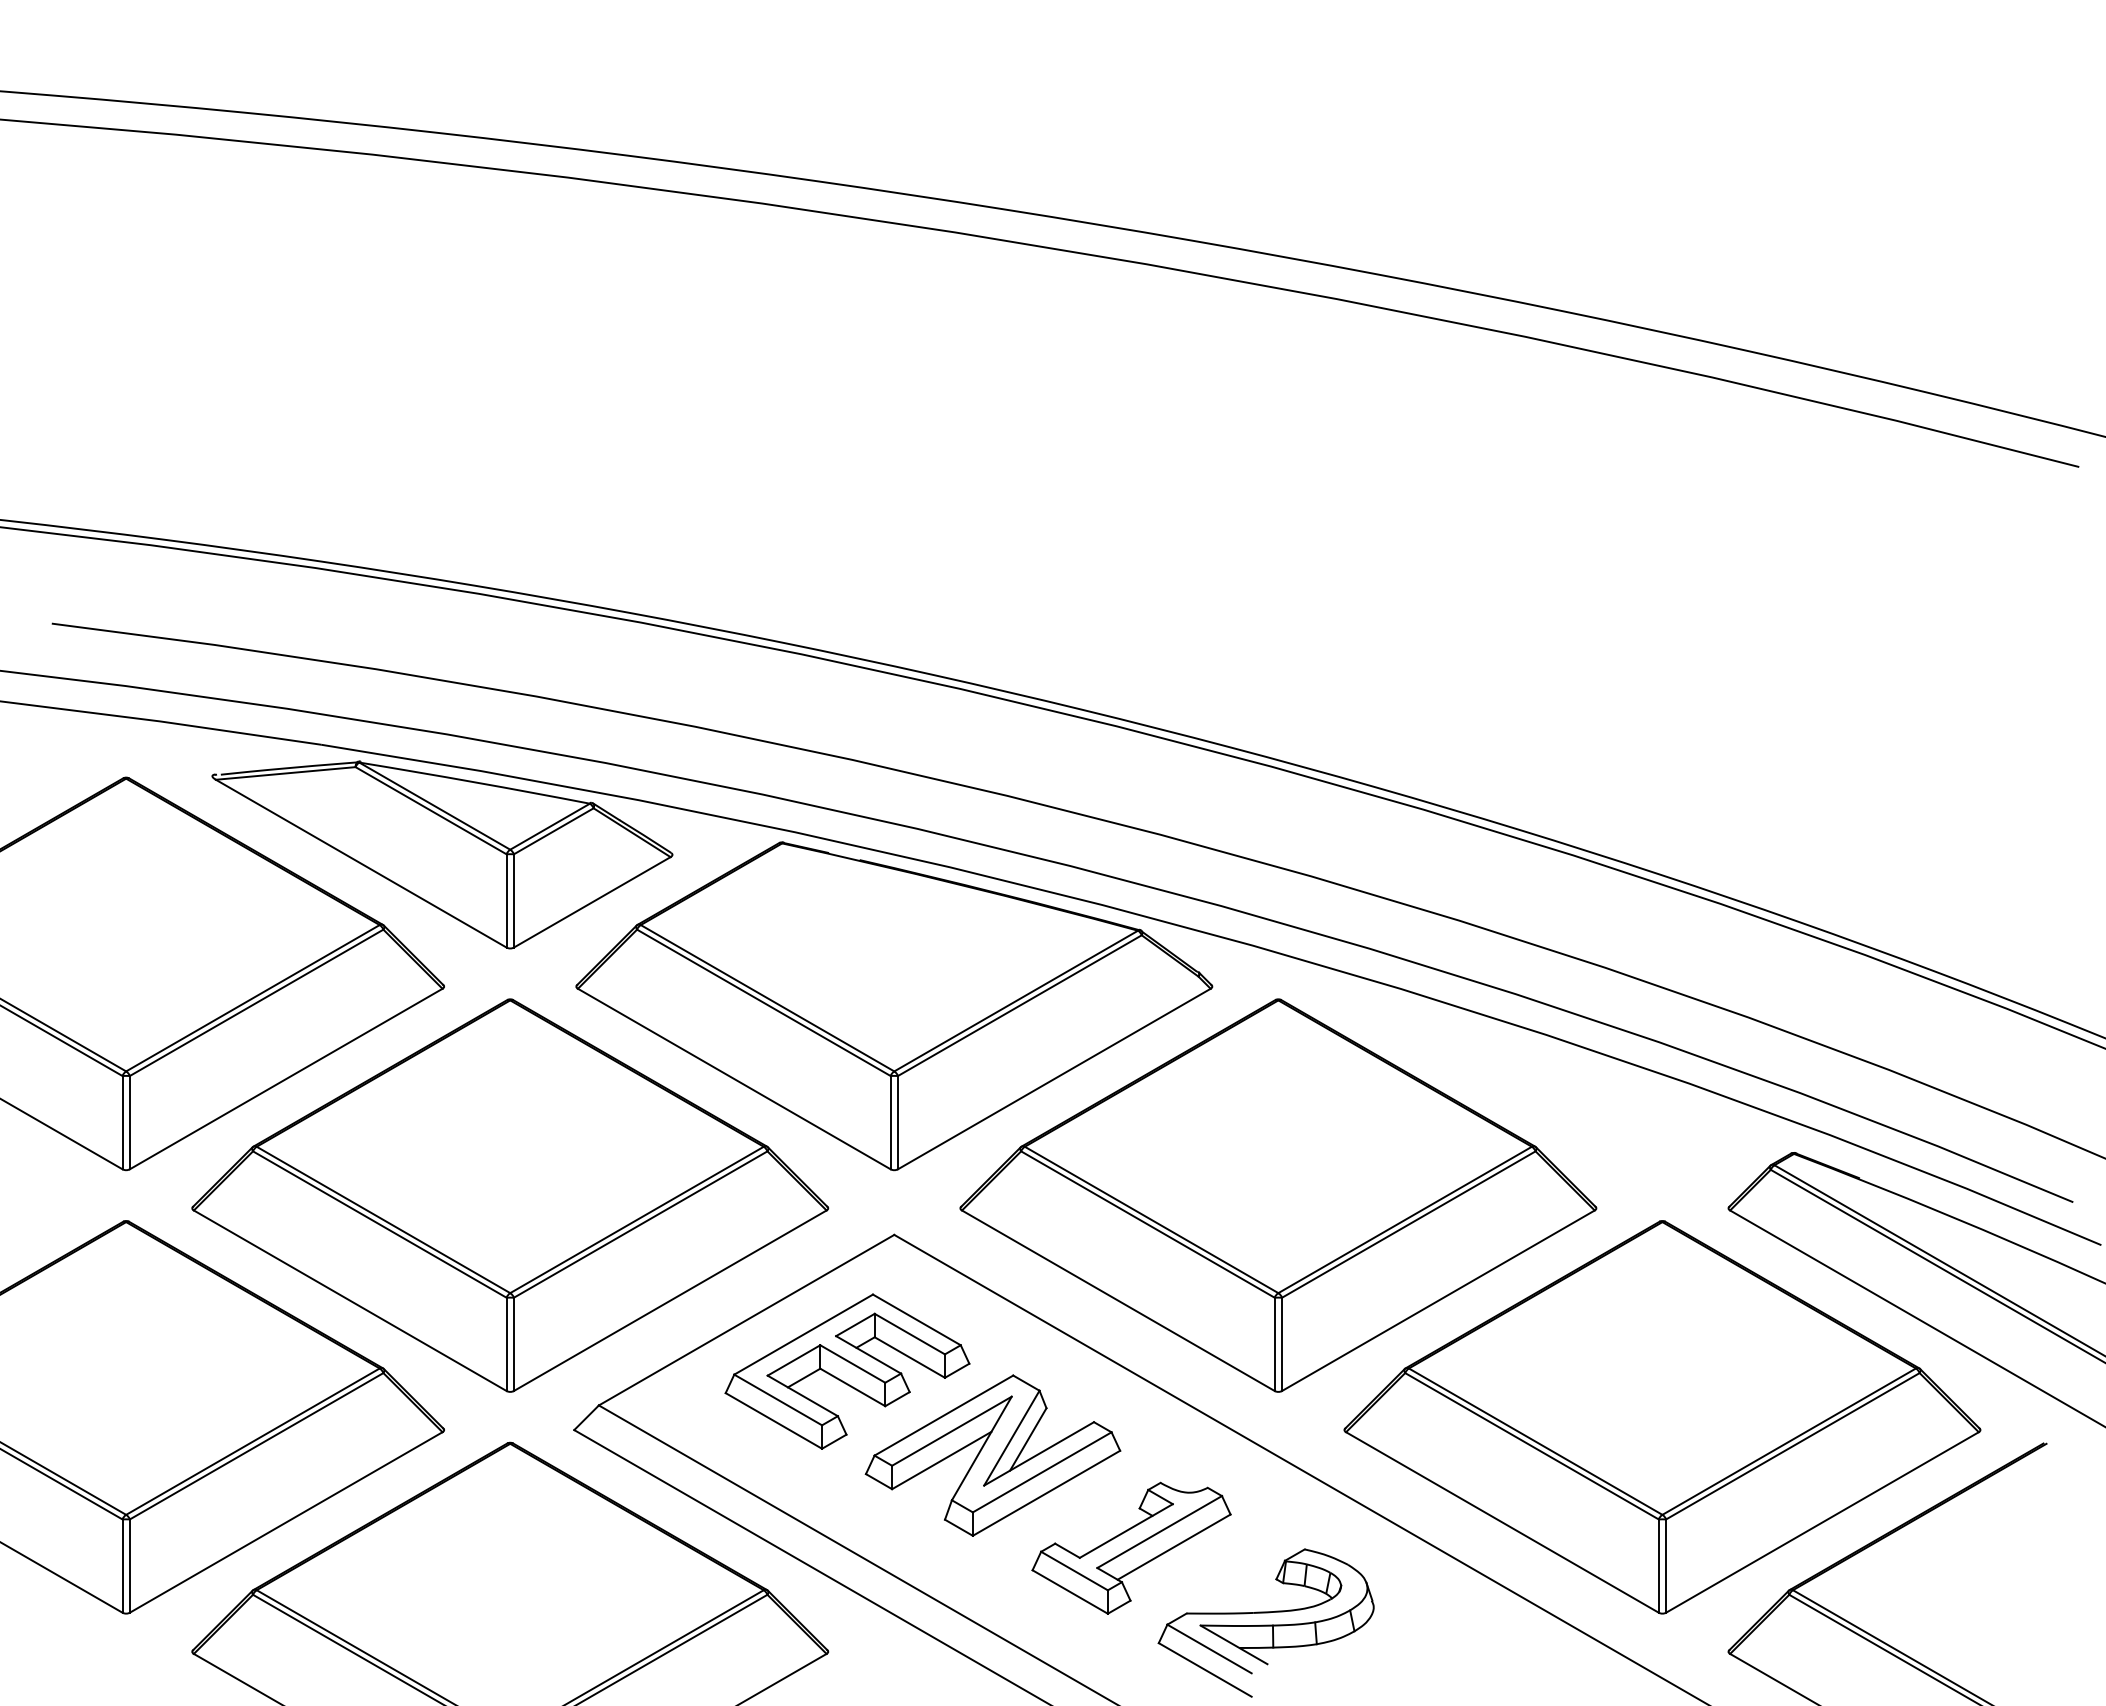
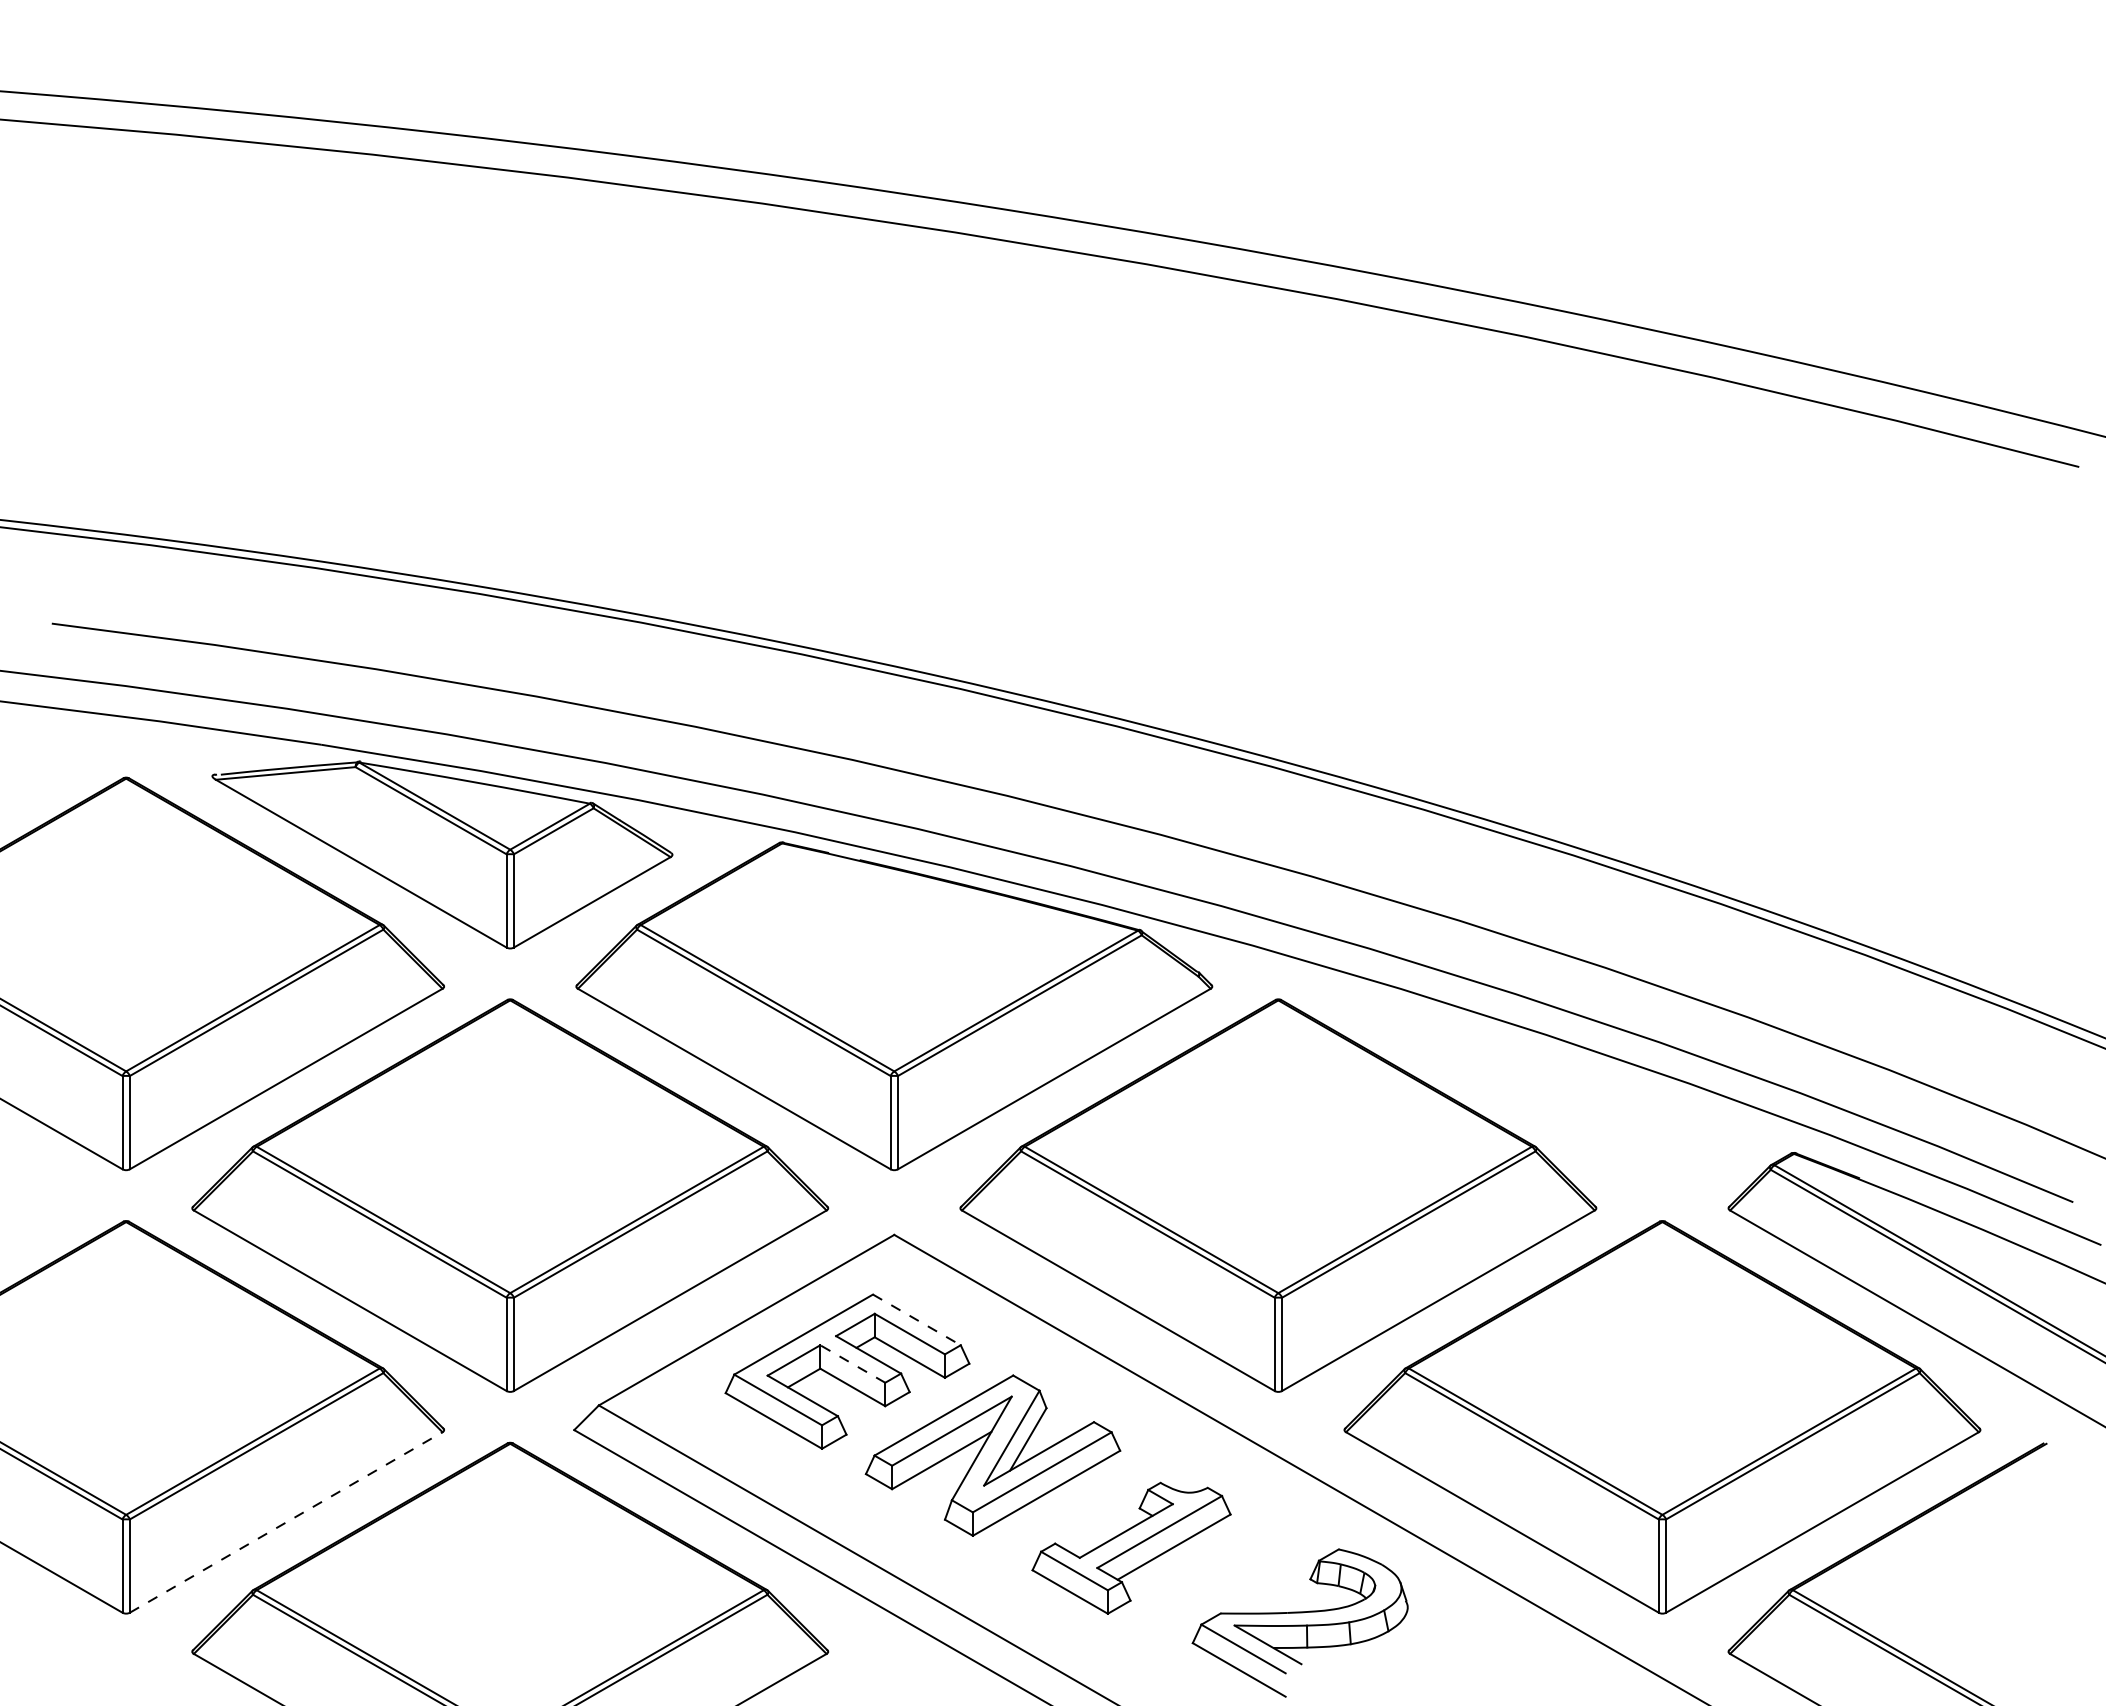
line: solid -> dashed (916, 1319)
line: solid -> dashed (852, 1364)
line: solid -> dashed (286, 1522)
part position: (1265, 1622) -> (1299, 1622) (1299, 1622)
